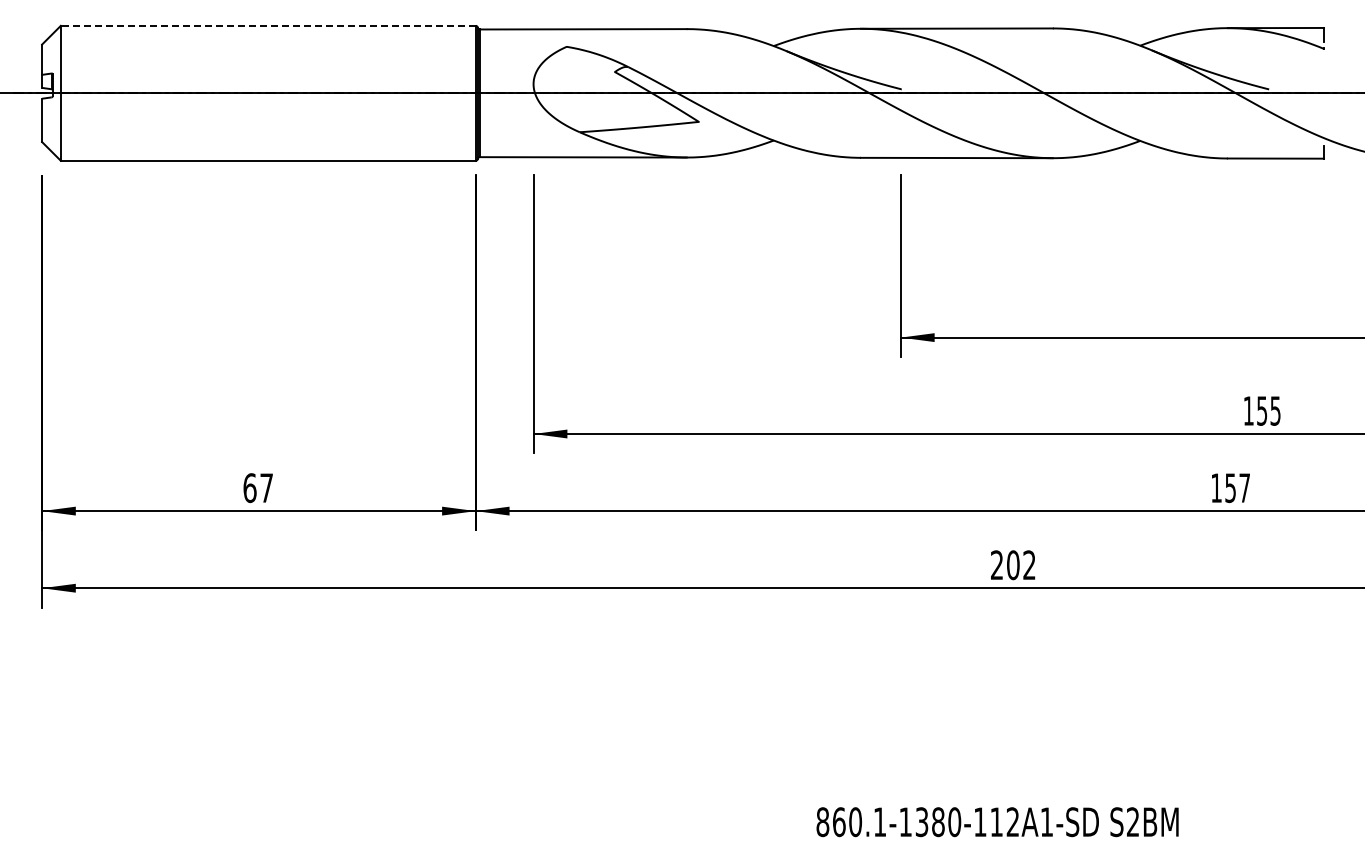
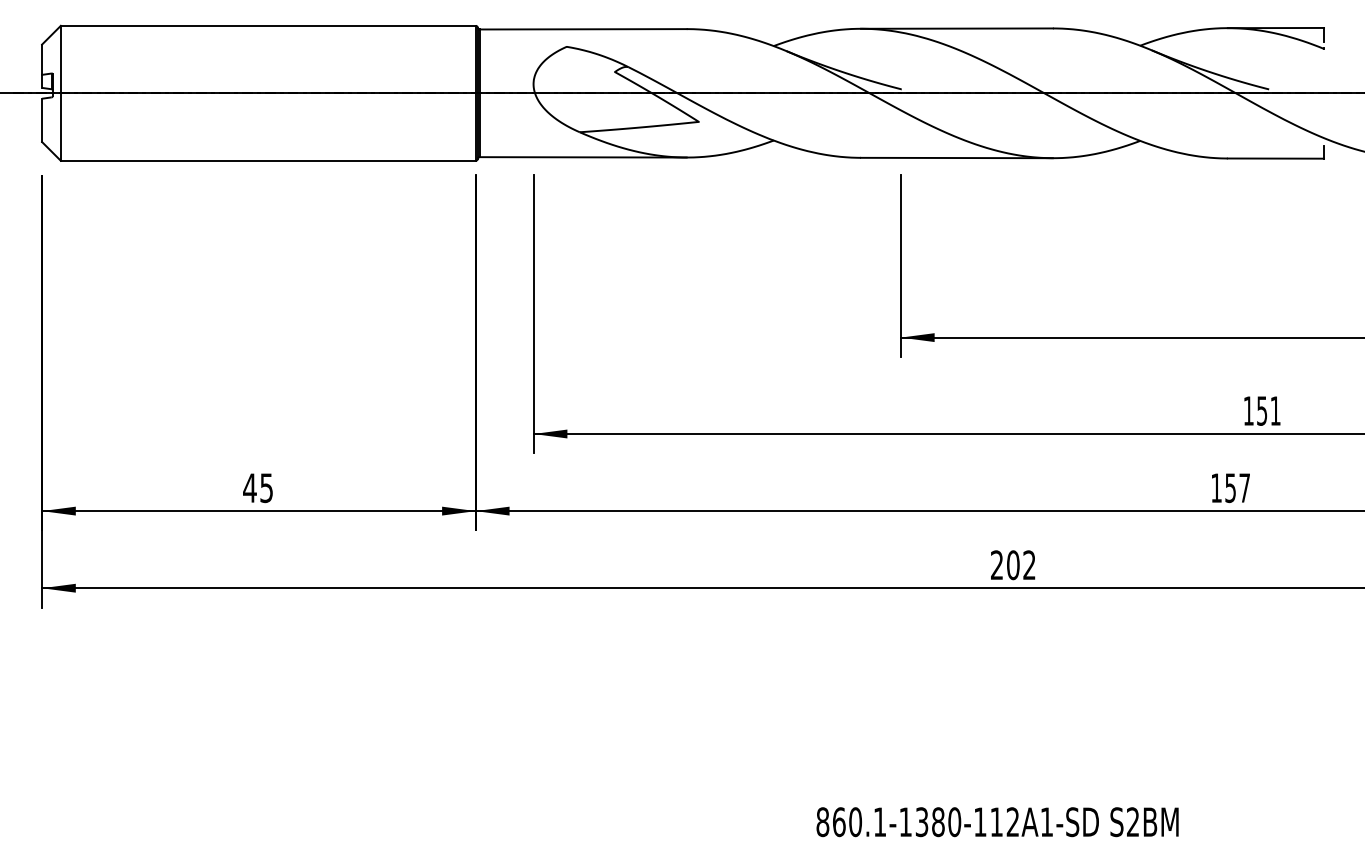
line: dashed -> solid (267, 25)
text: 155 -> 151 (1275, 410)
text: 67 -> 45 (257, 488)
